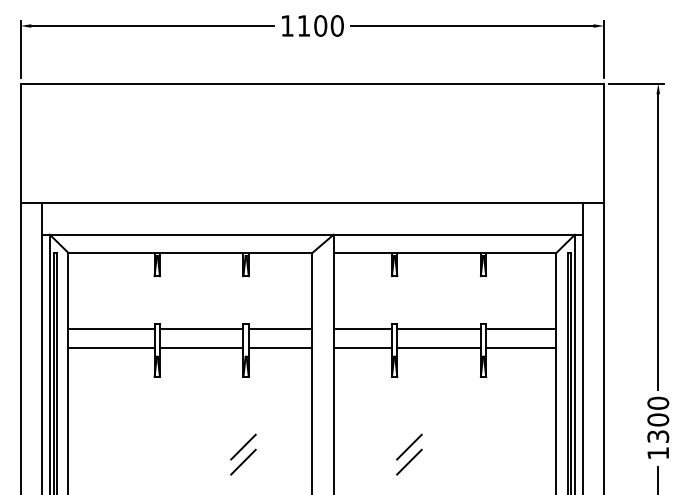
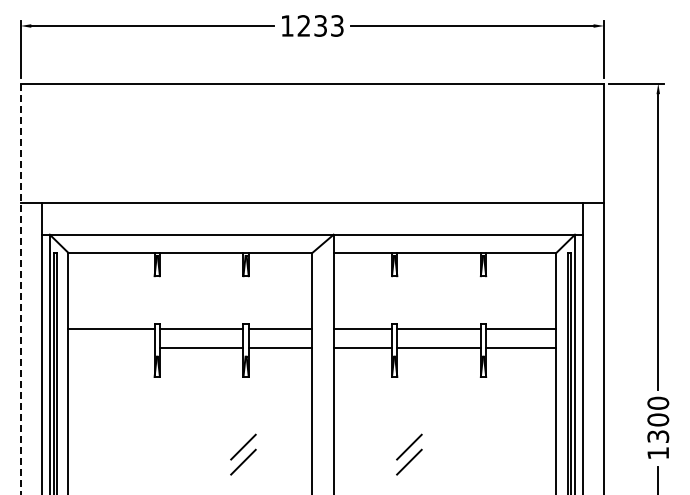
text: 1100 -> 1233 (320, 25)
line: solid -> dashed (20, 288)
line: present -> none (111, 347)
